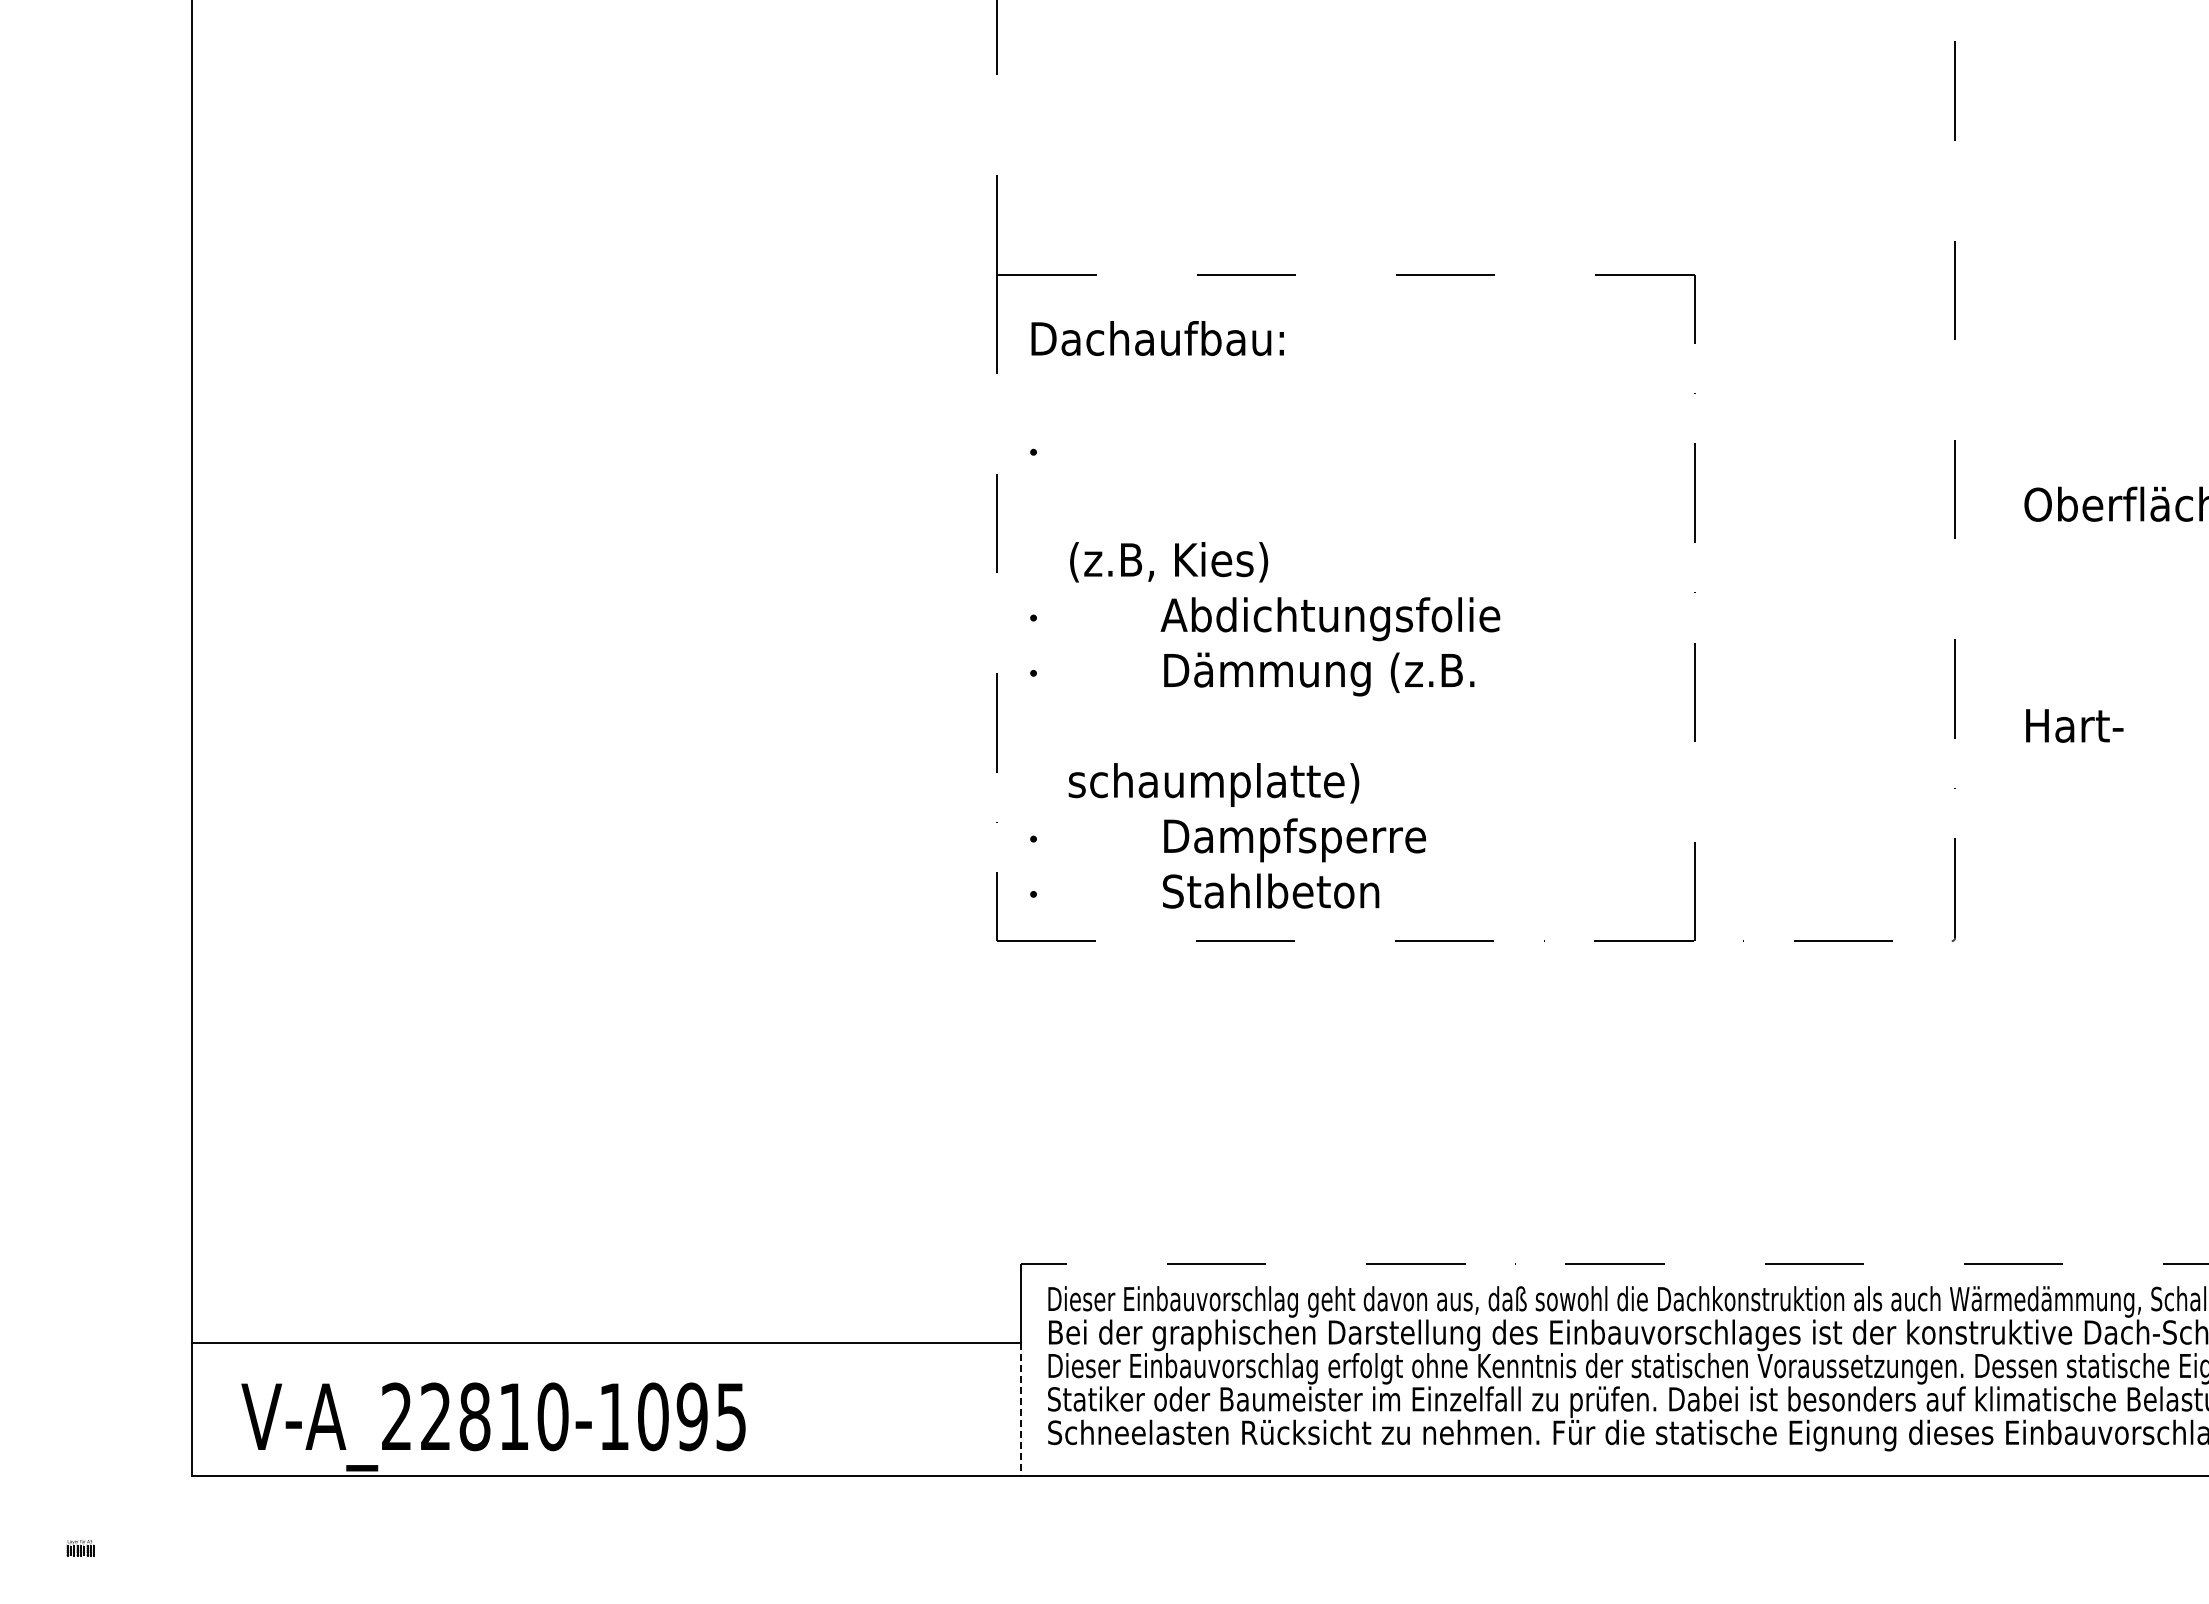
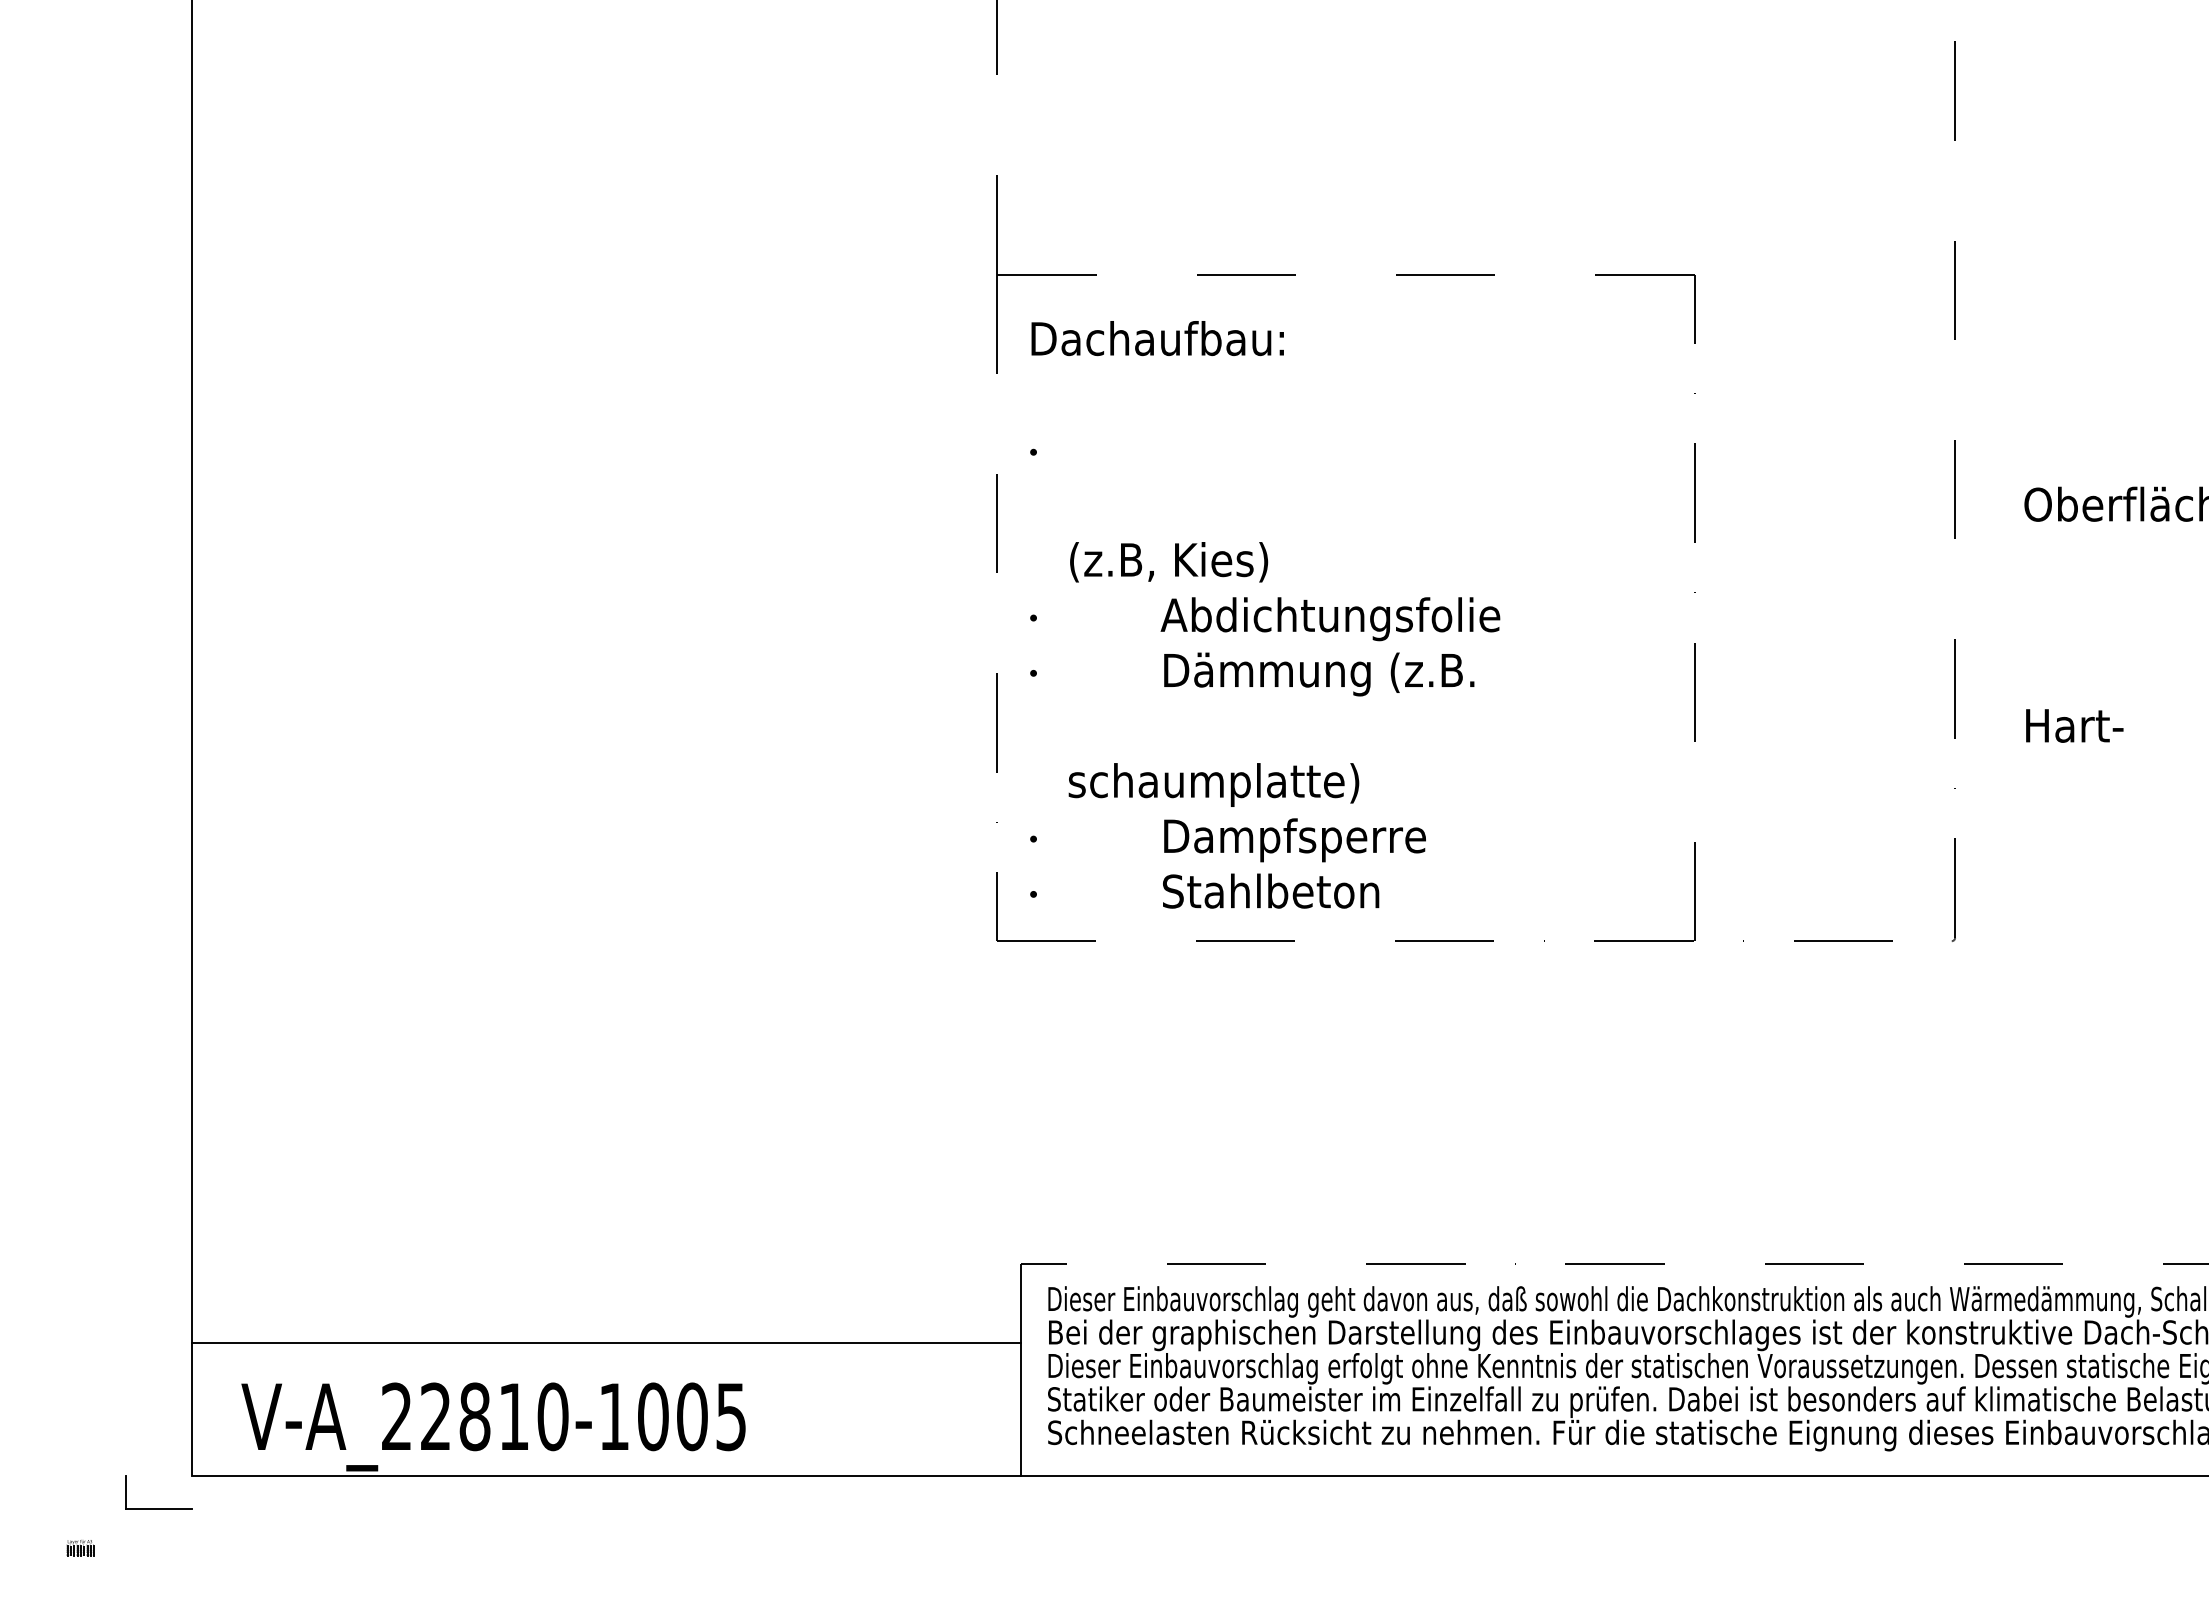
line: dashed -> solid (1021, 1410)
text: V-A_22810-1095 -> V-A_22810-1005 (691, 1416)
part: none -> present (158, 1508)
